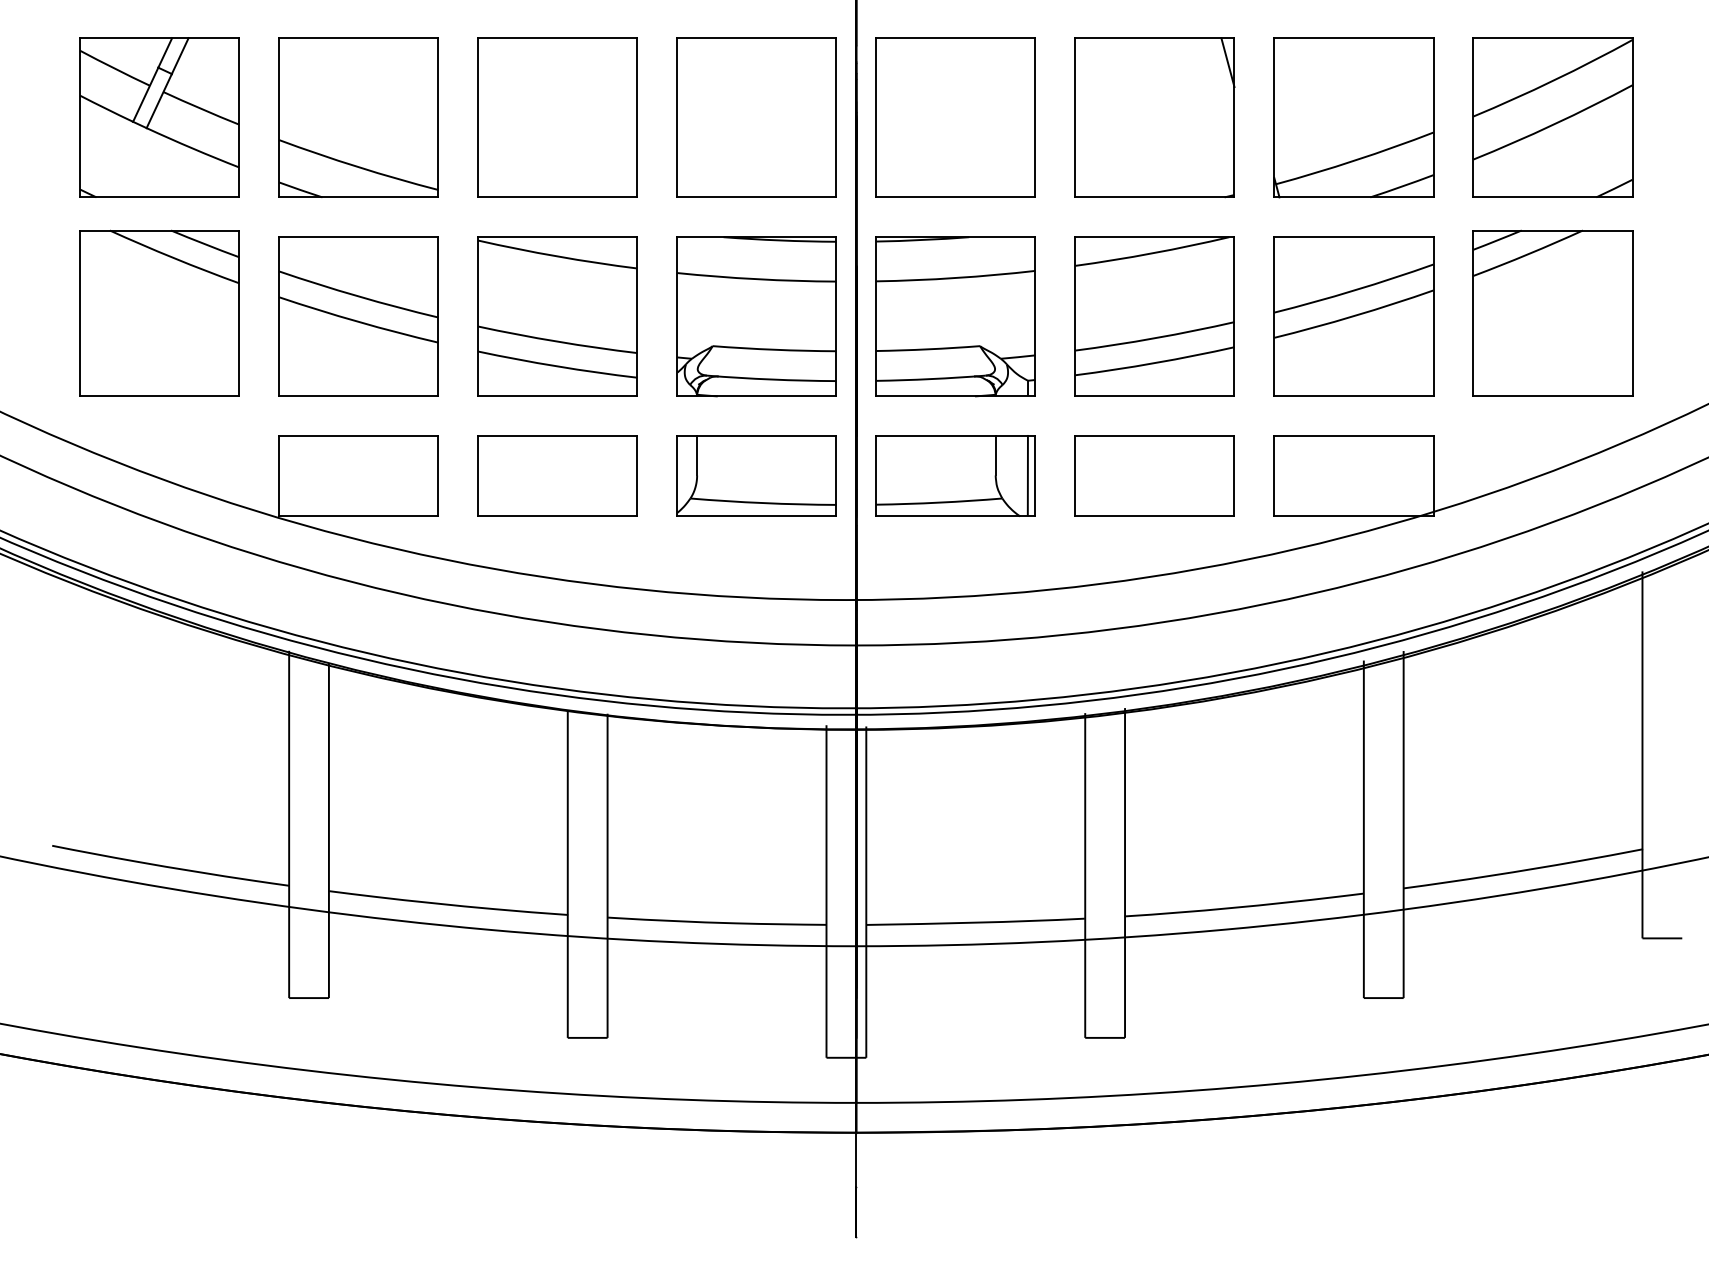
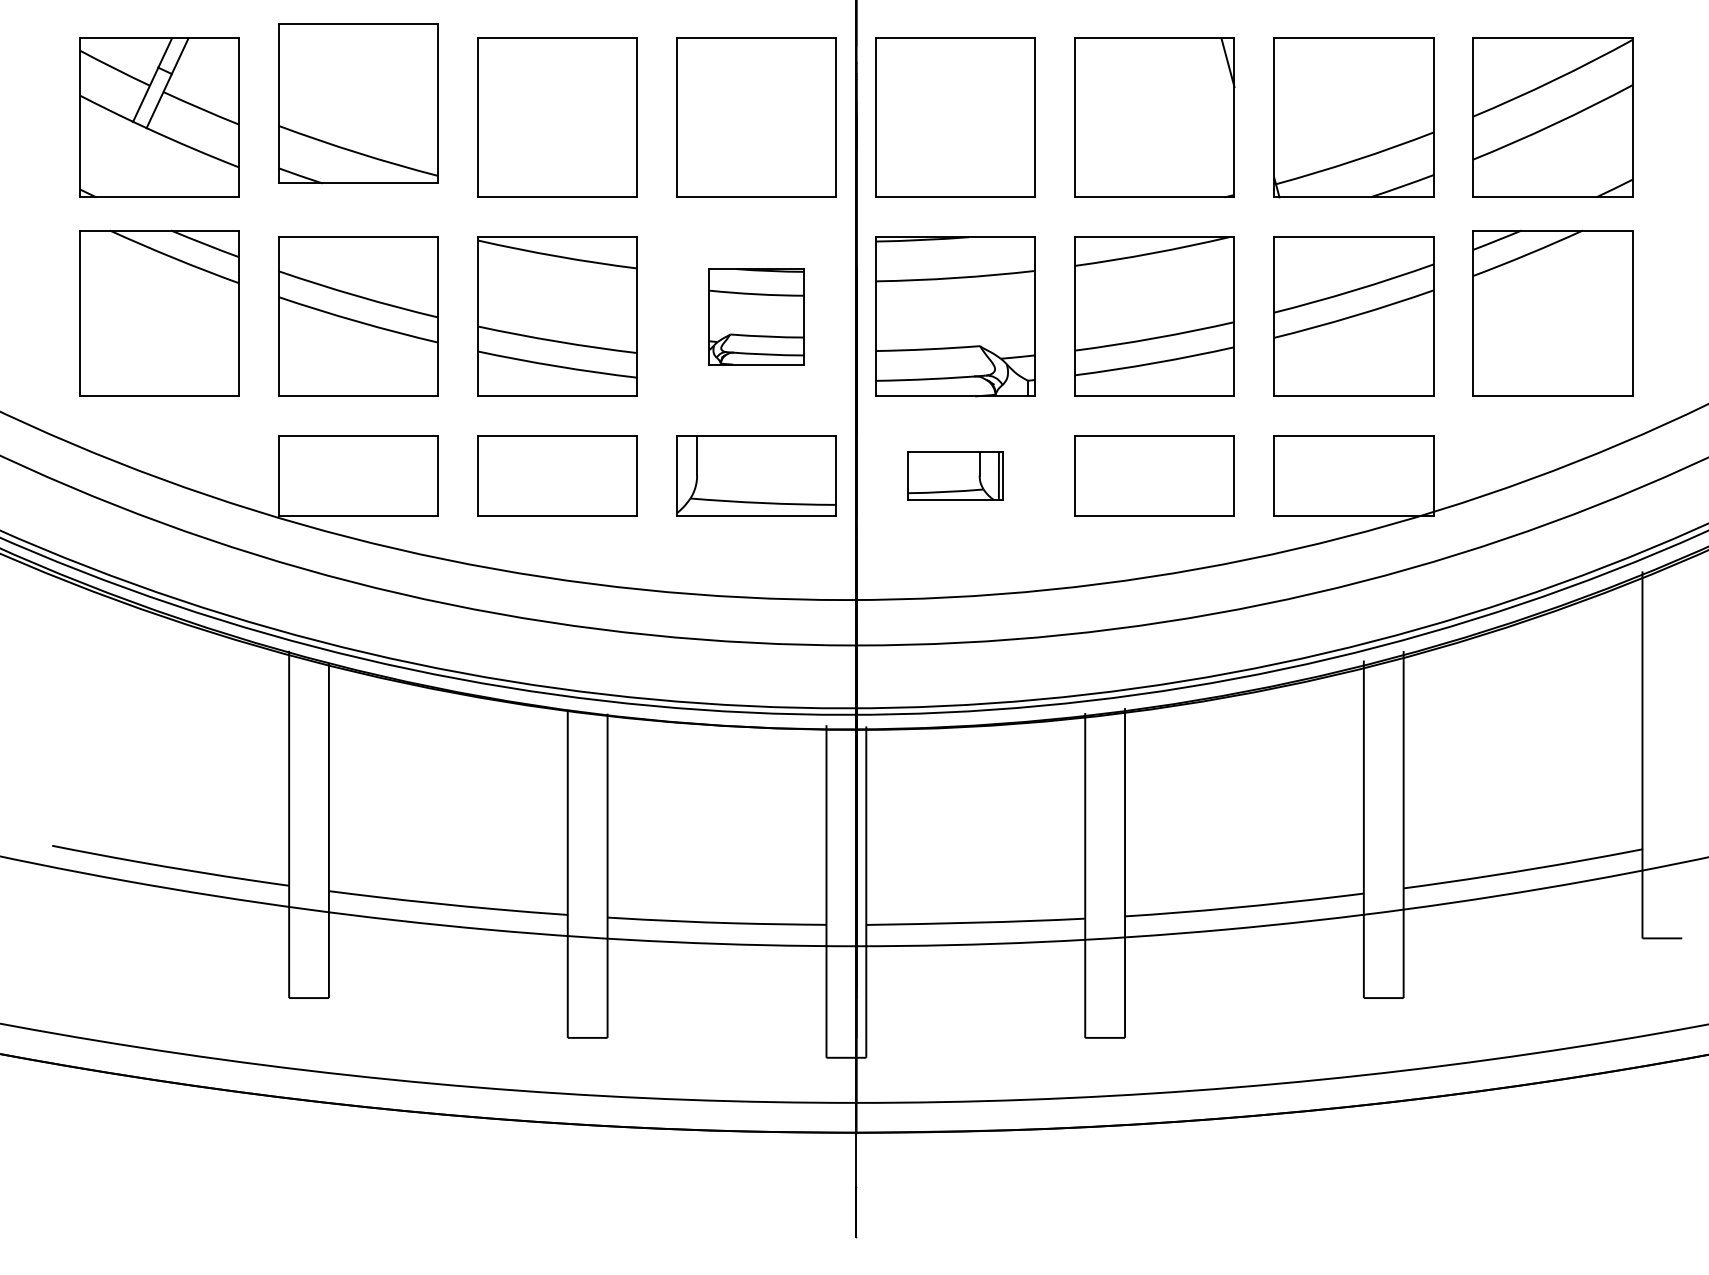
part position: (358, 117) -> (358, 103) (358, 103)
part size: 161x162 px -> 97x98 px (756, 316)
part size: 161x82 px -> 97x50 px (955, 475)
